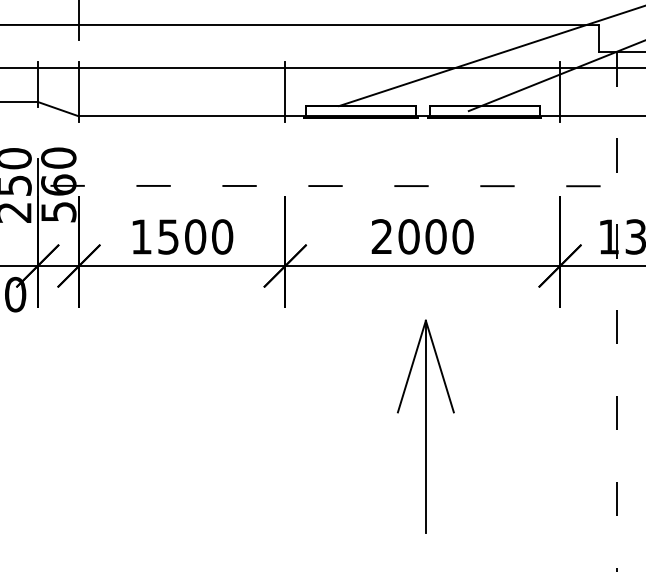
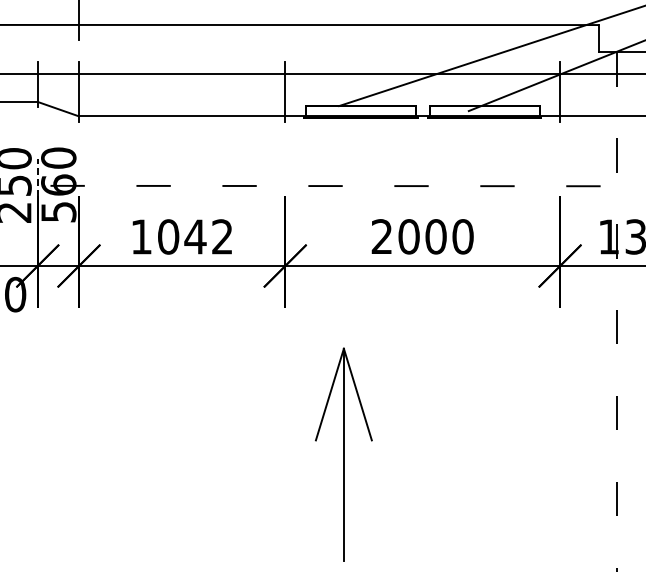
line position: (322, 67) -> (322, 73) (322, 73)
line: solid -> dashed (37, 178)
text: 1500 -> 1042 (195, 236)
part position: (425, 426) -> (343, 454) (343, 454)
